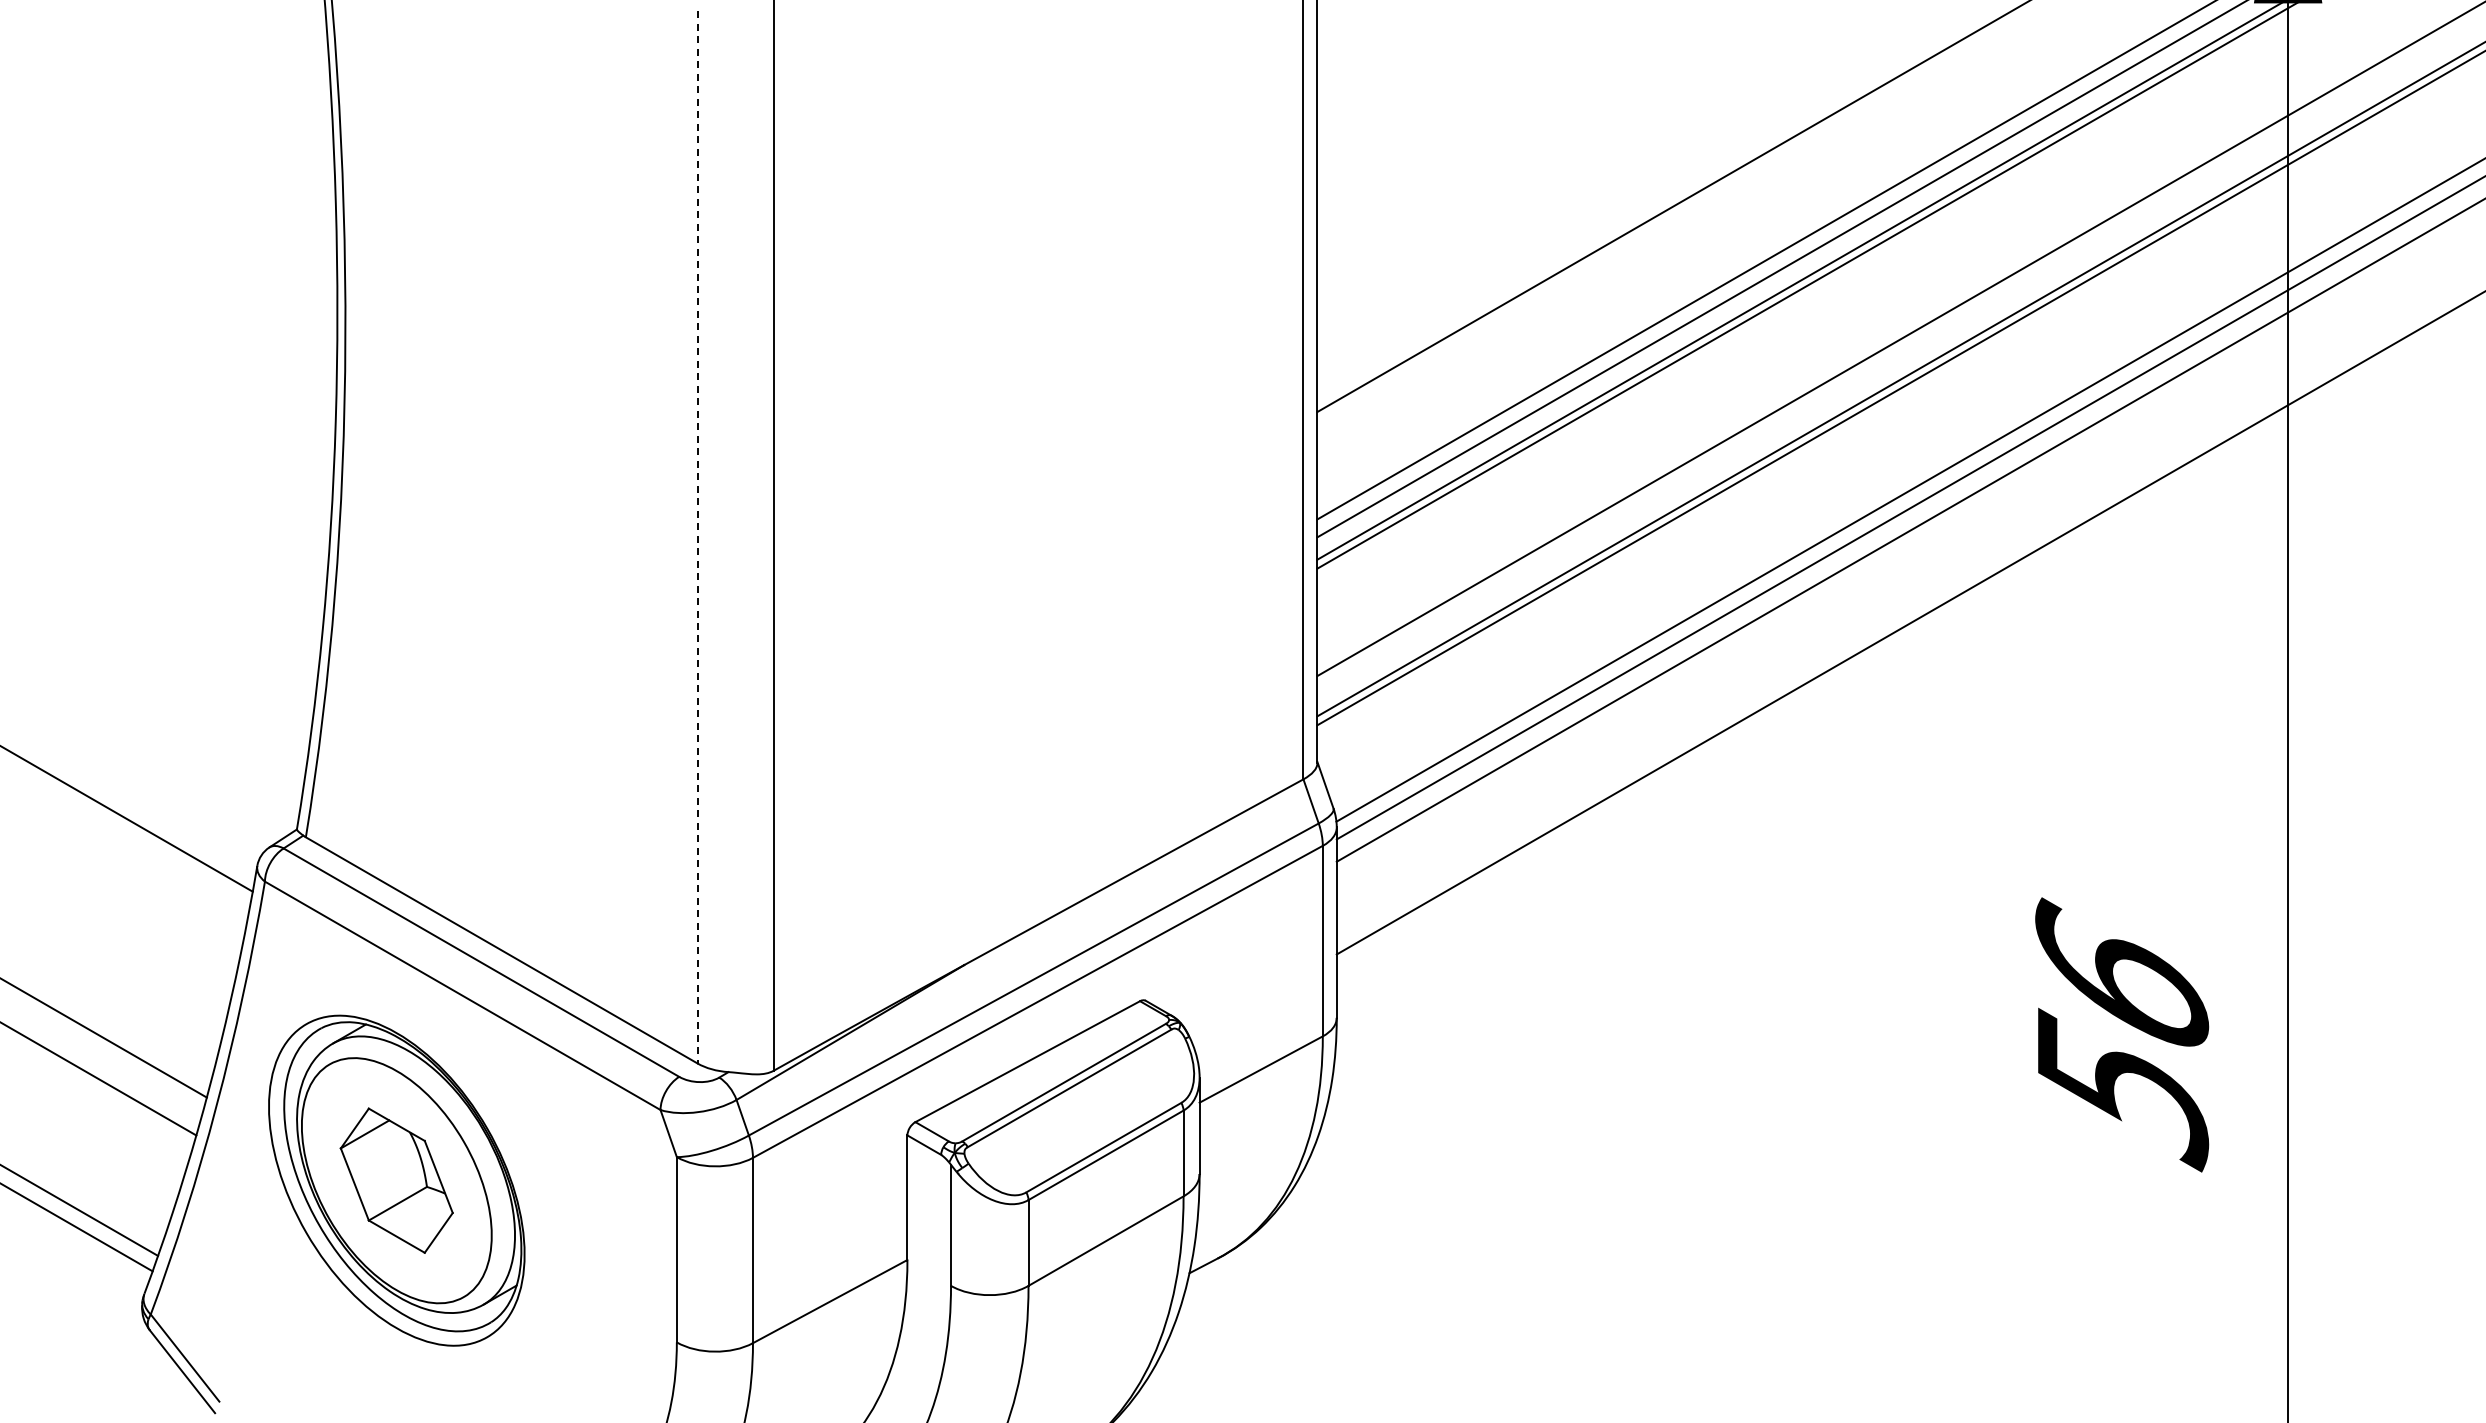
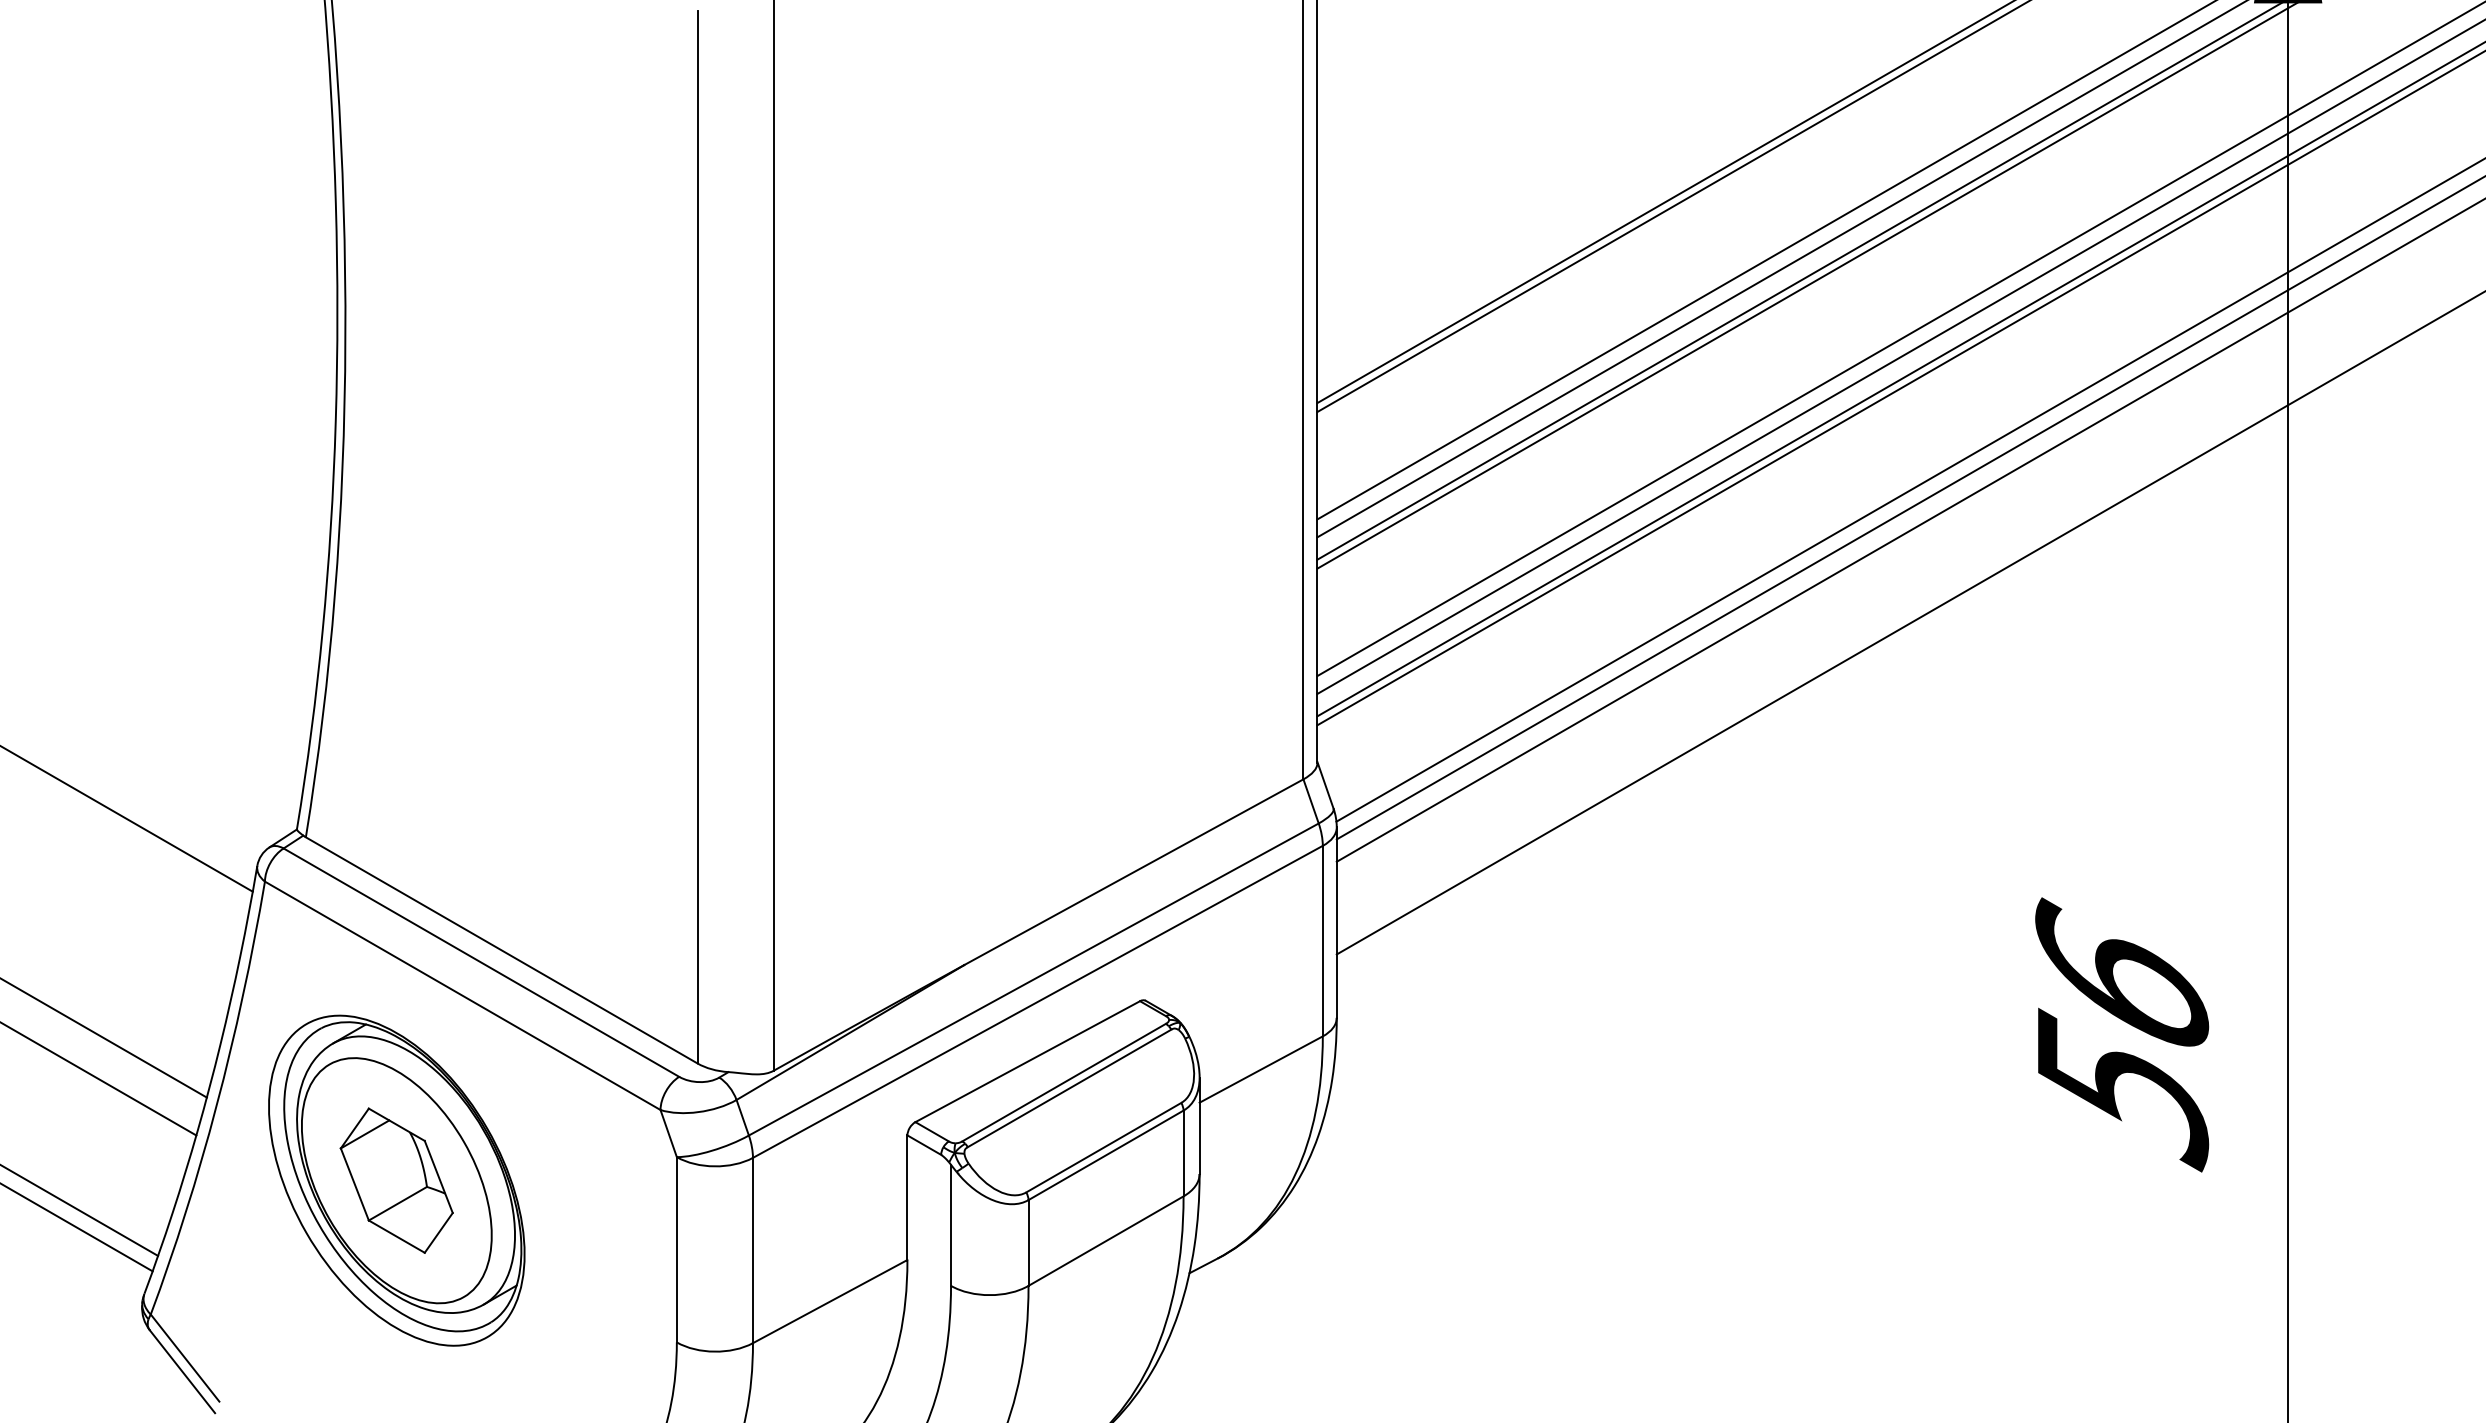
line: none -> present (1664, 202)
line: none -> present (1899, 357)
line: dashed -> solid (697, 537)
